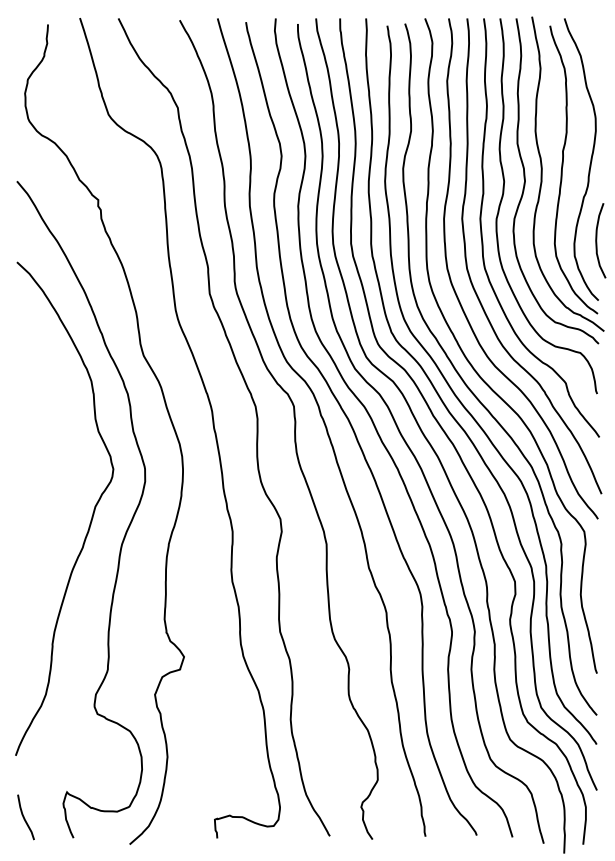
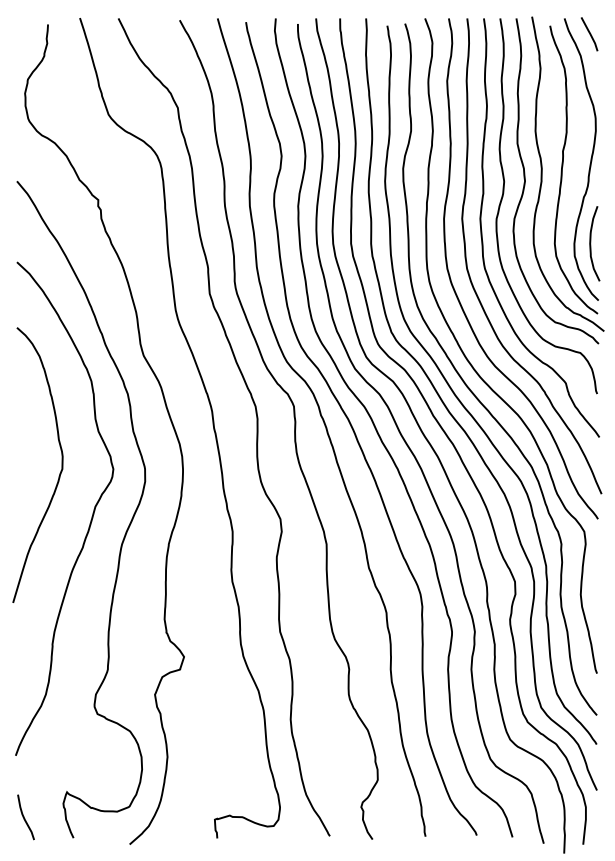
line: none -> present (589, 34)
curve position: (597, 240) -> (591, 243) (591, 243)
curve: none -> present (60, 470)
